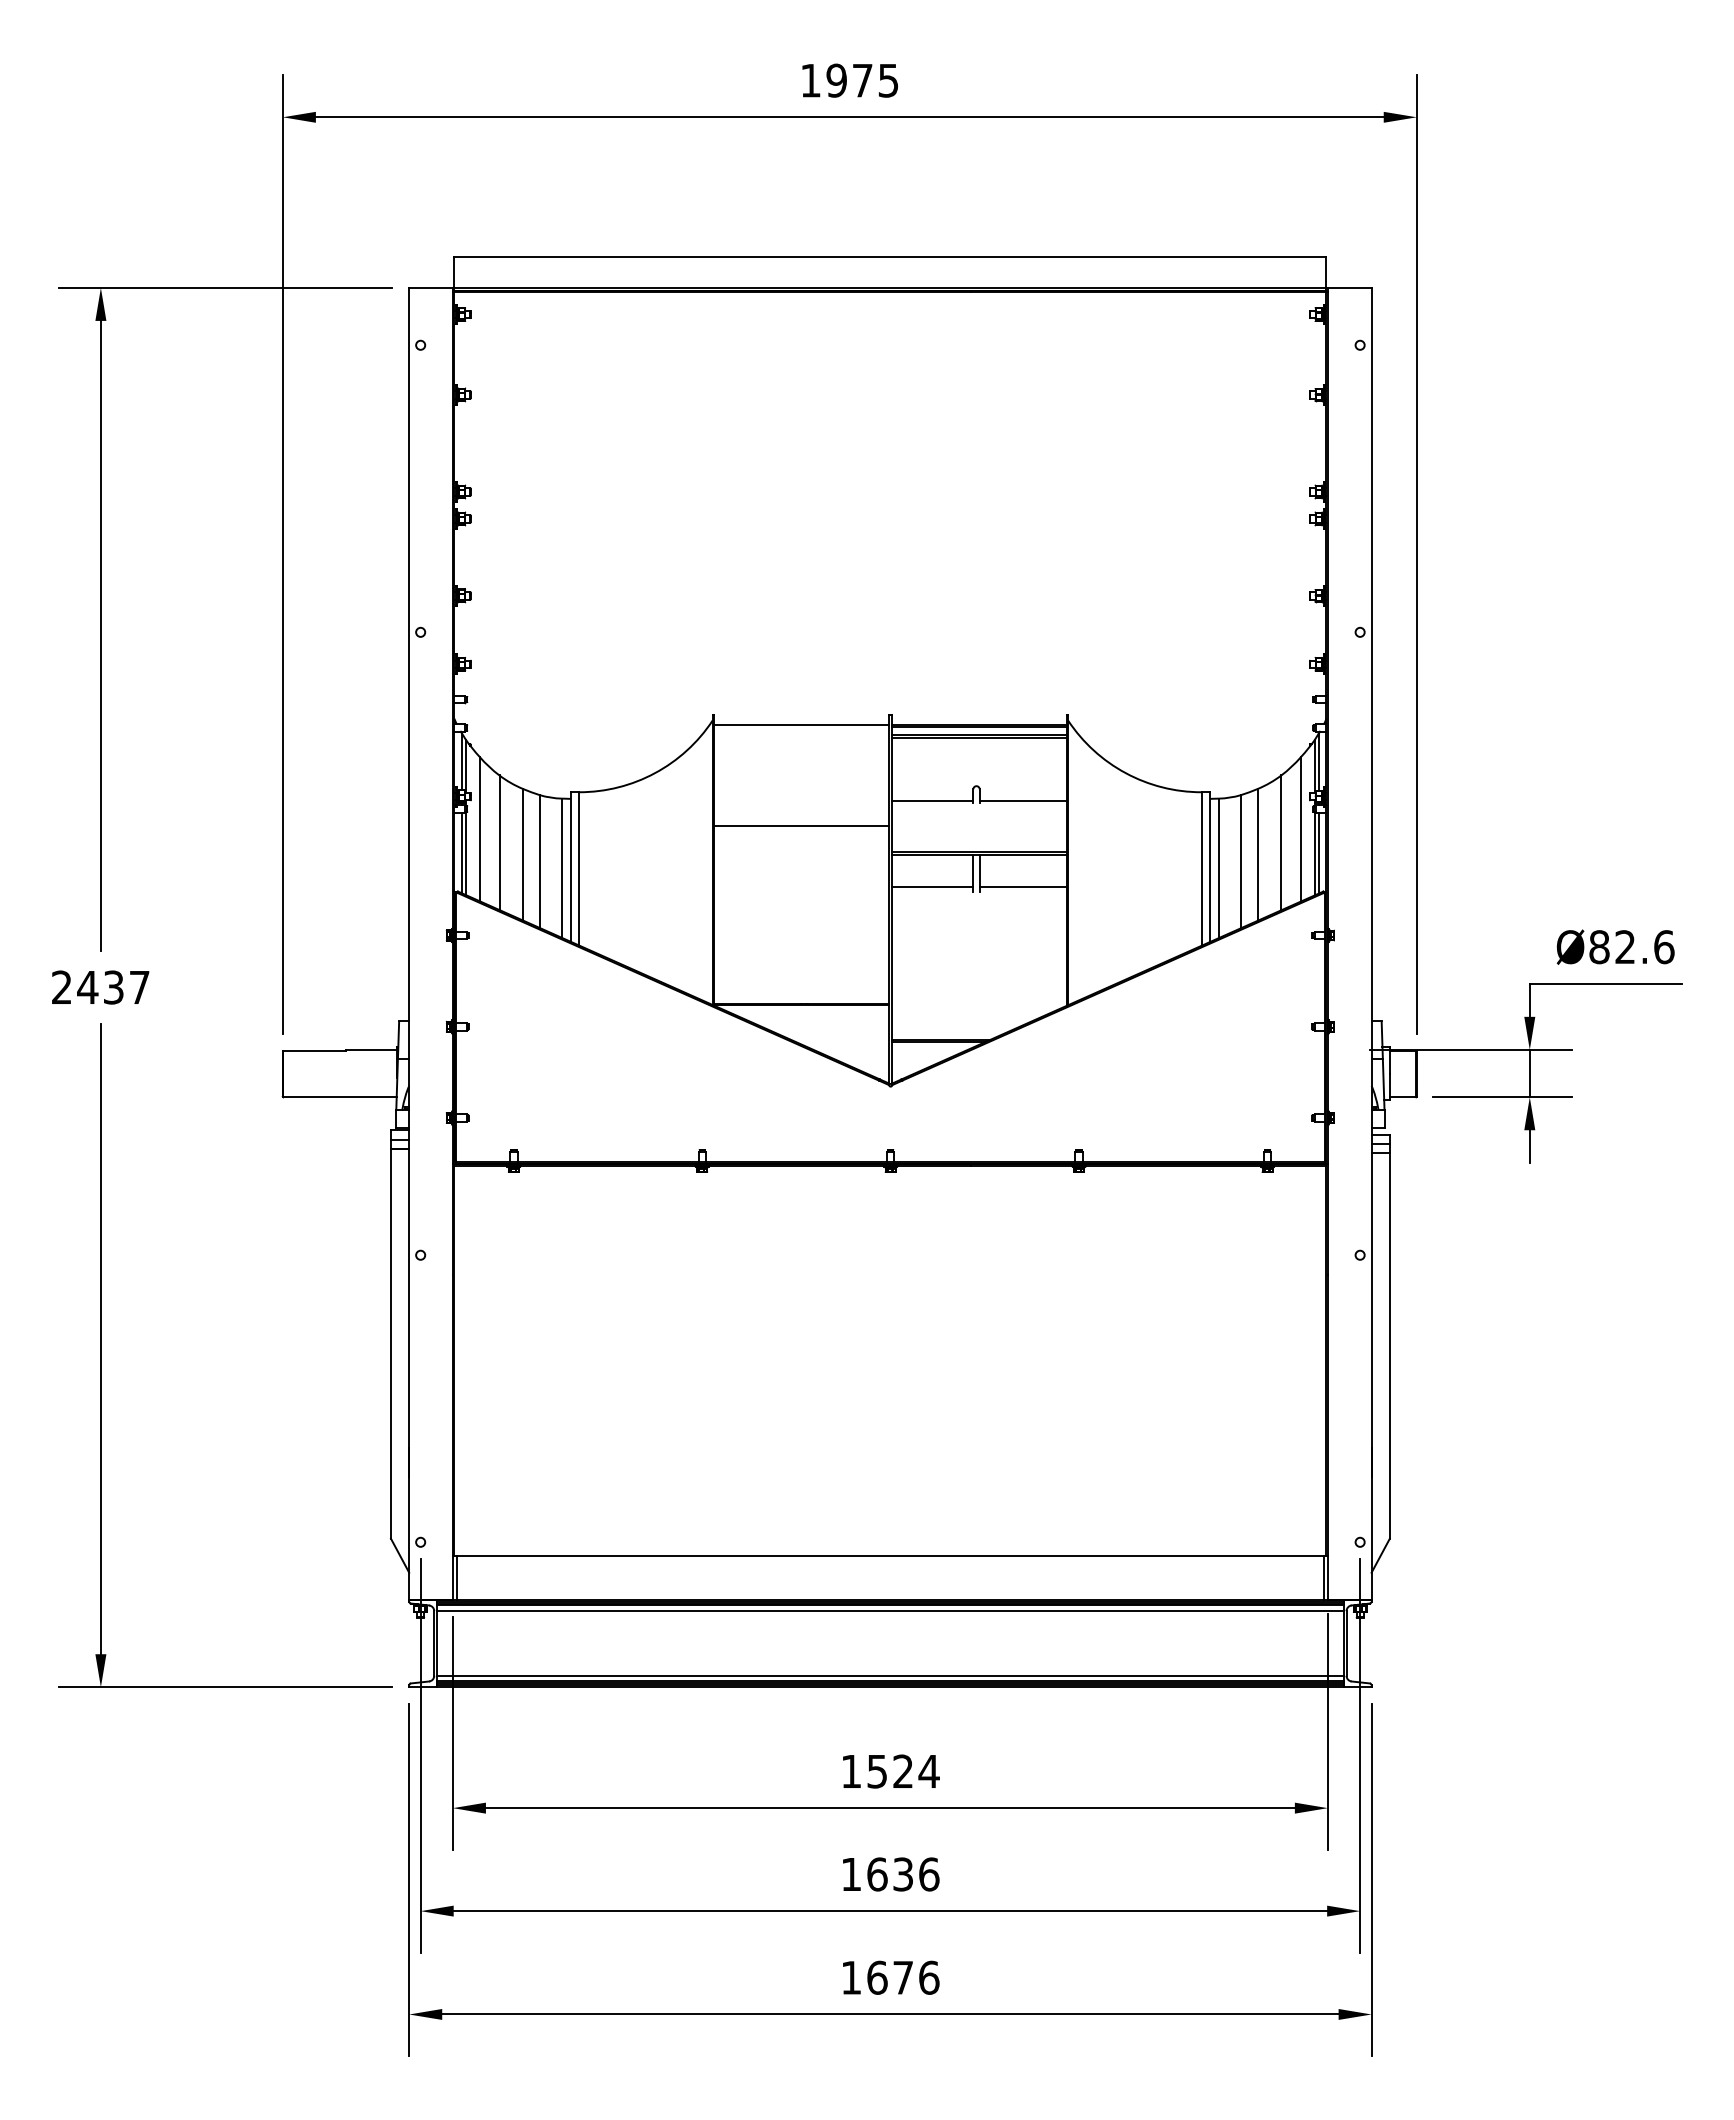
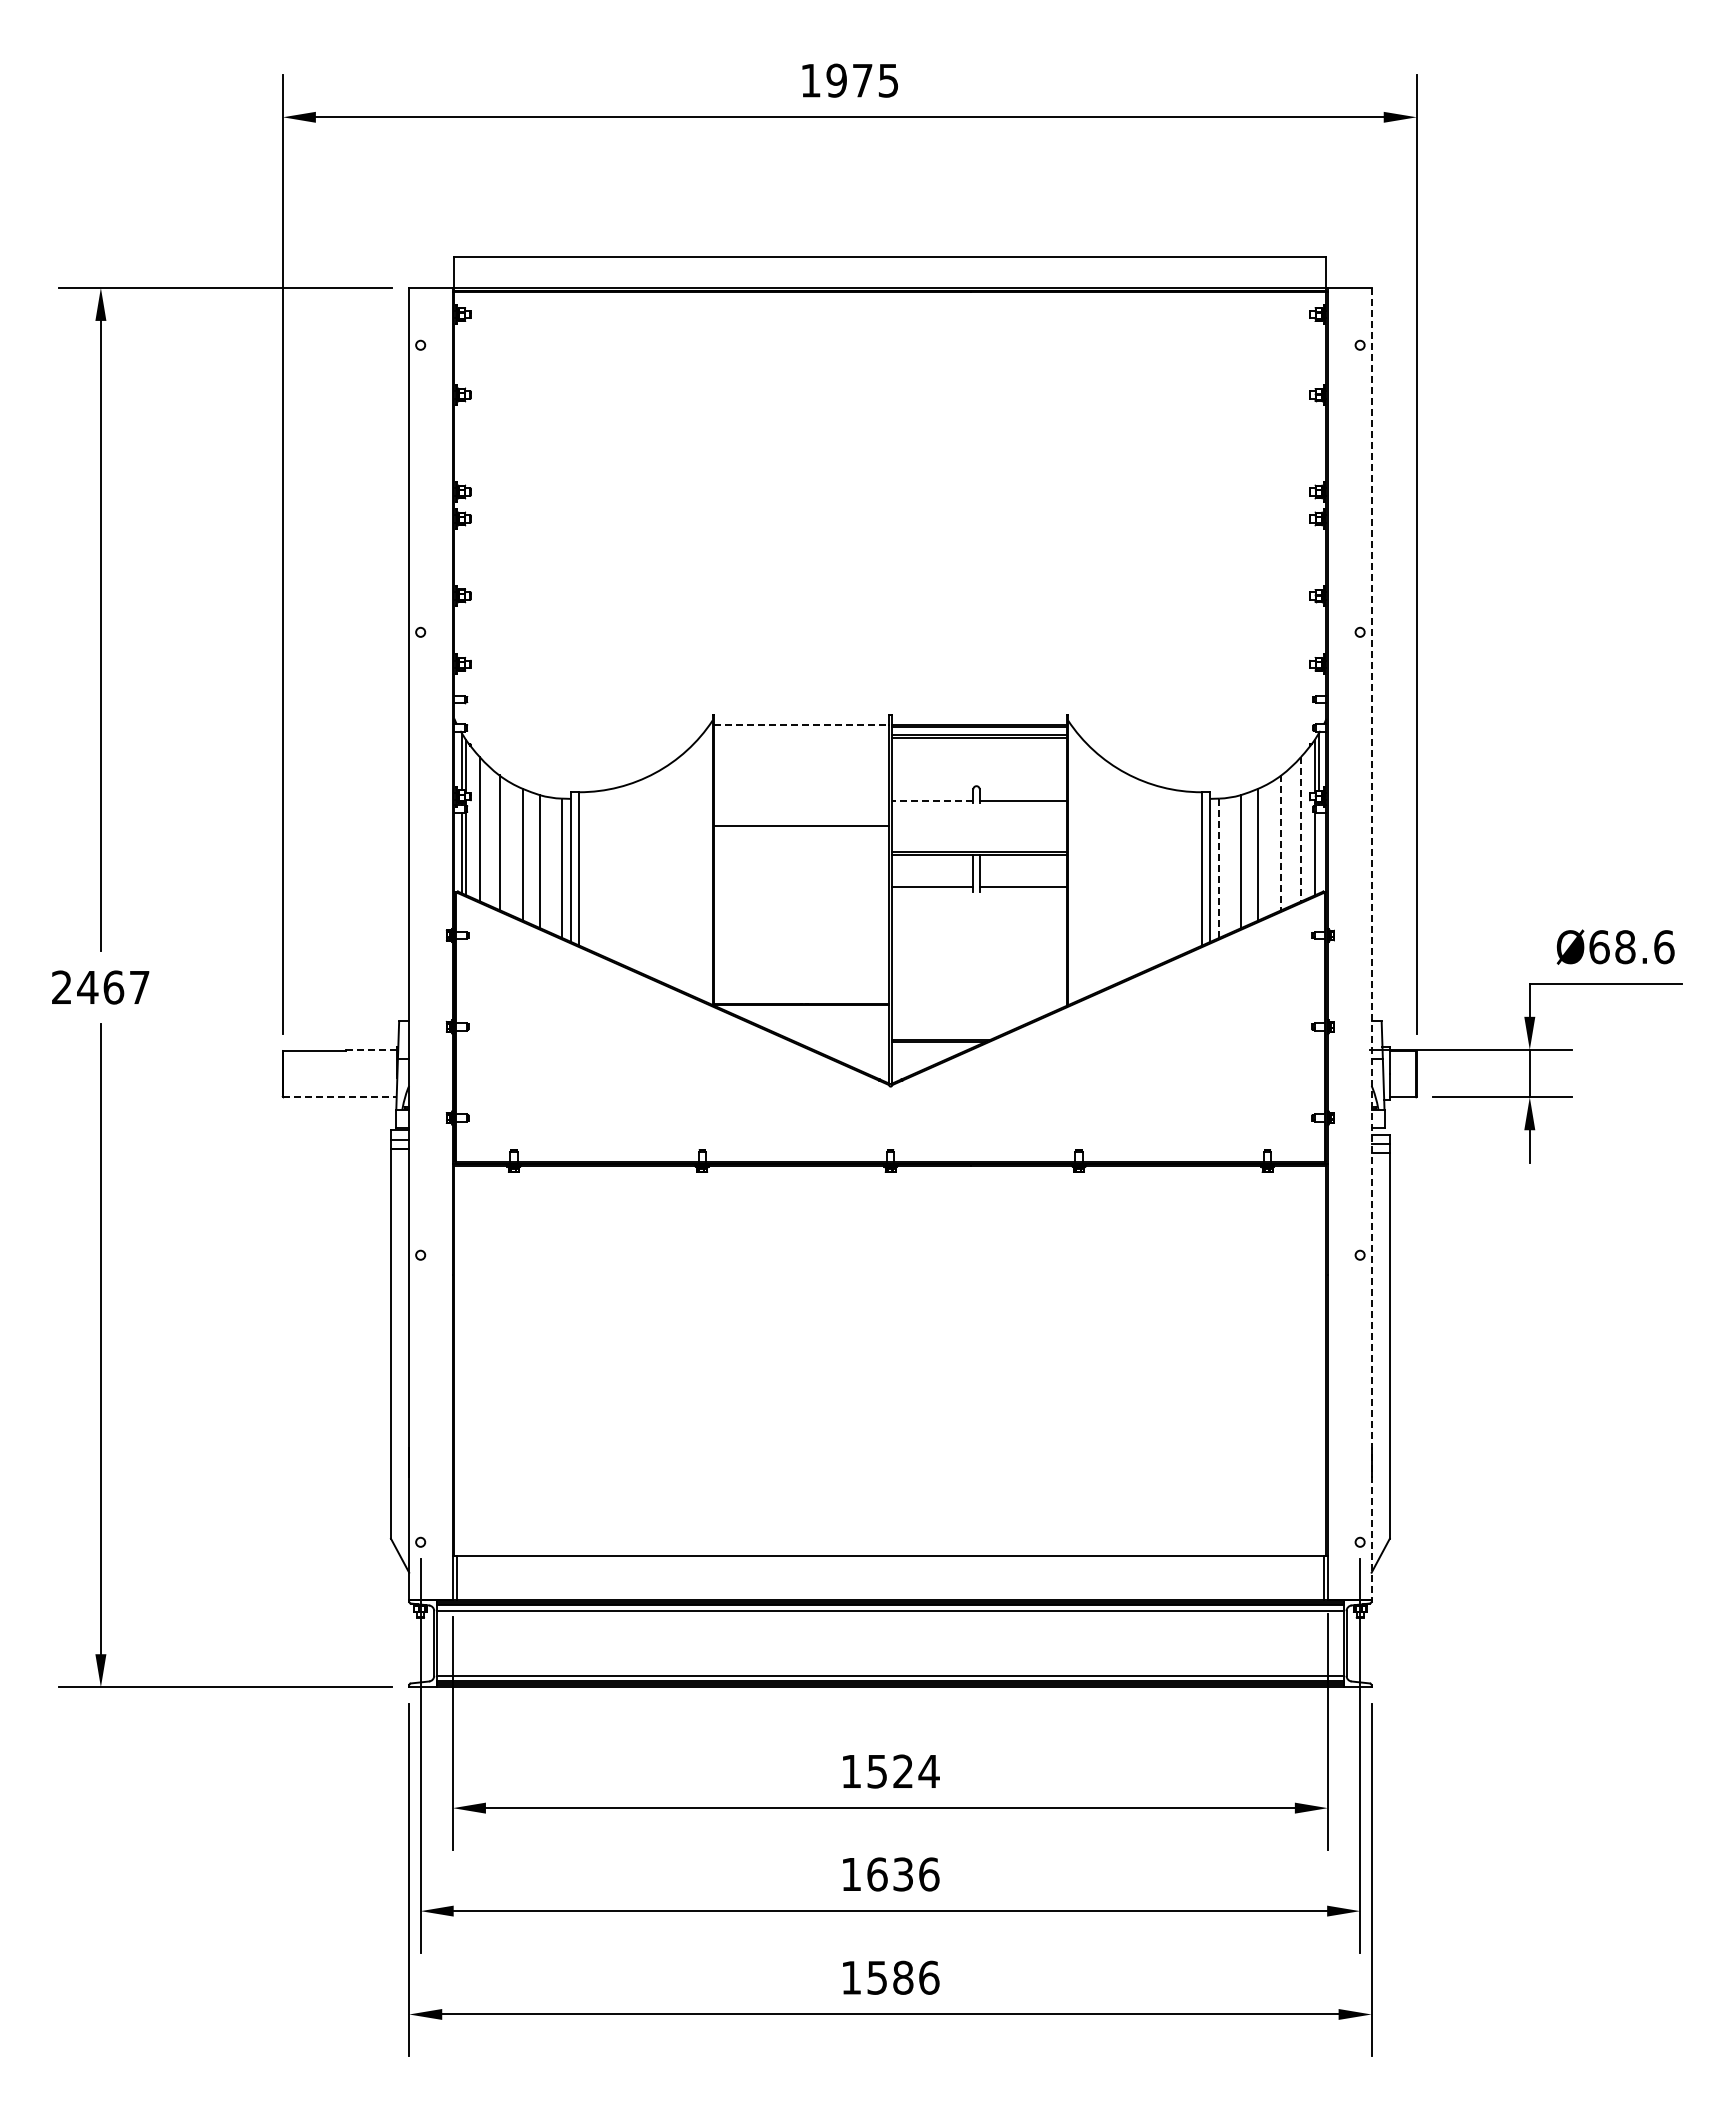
line: solid -> dashed (801, 724)
line: solid -> dashed (932, 801)
line: solid -> dashed (1300, 829)
line: solid -> dashed (1281, 843)
line: present -> none (1318, 852)
line: solid -> dashed (1219, 868)
line: solid -> dashed (1371, 943)
text: Ø82.6 -> Ø68.6 (1612, 947)
text: 2437 -> 2467 (113, 987)
line: solid -> dashed (371, 1049)
line: solid -> dashed (340, 1097)
text: 1676 -> 1586 (890, 1977)
